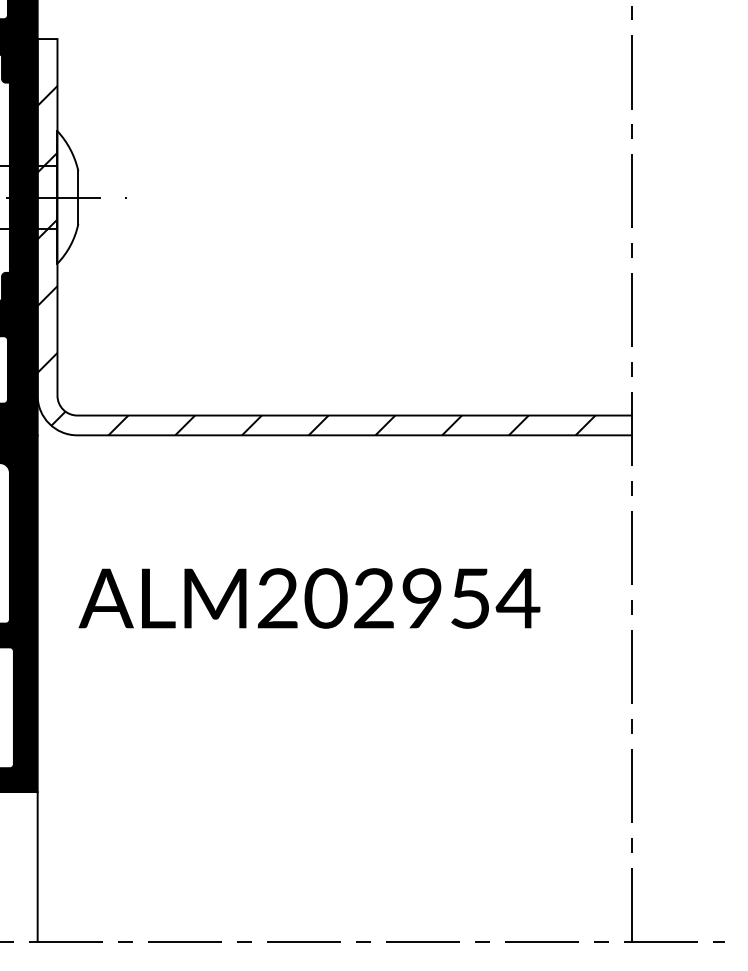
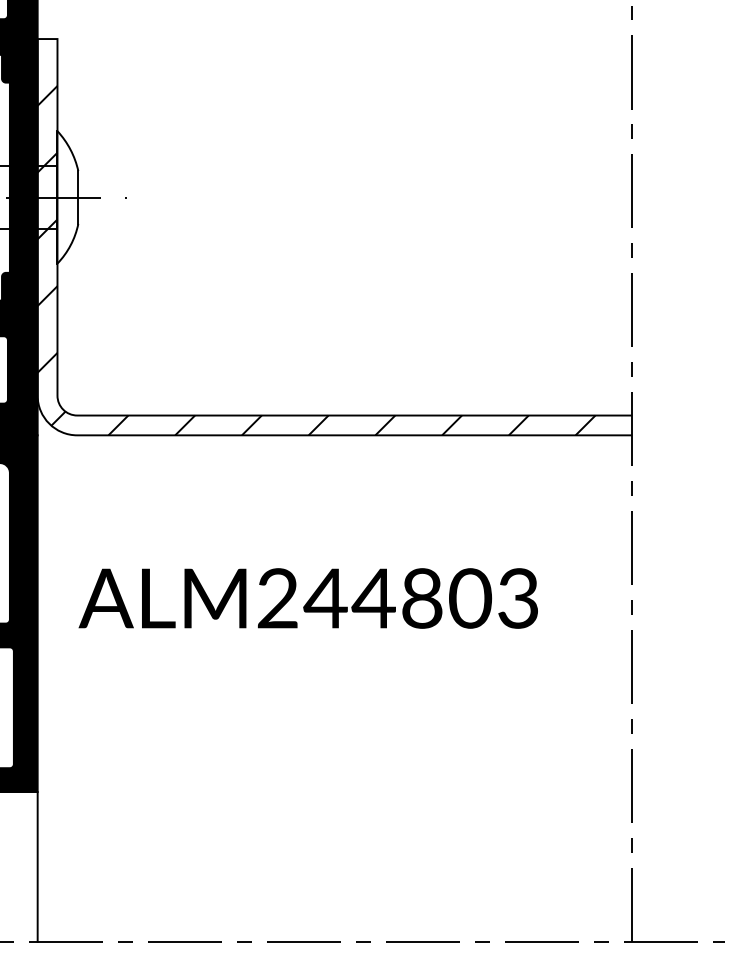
text: ALM202954 -> ALM244803 (421, 598)
